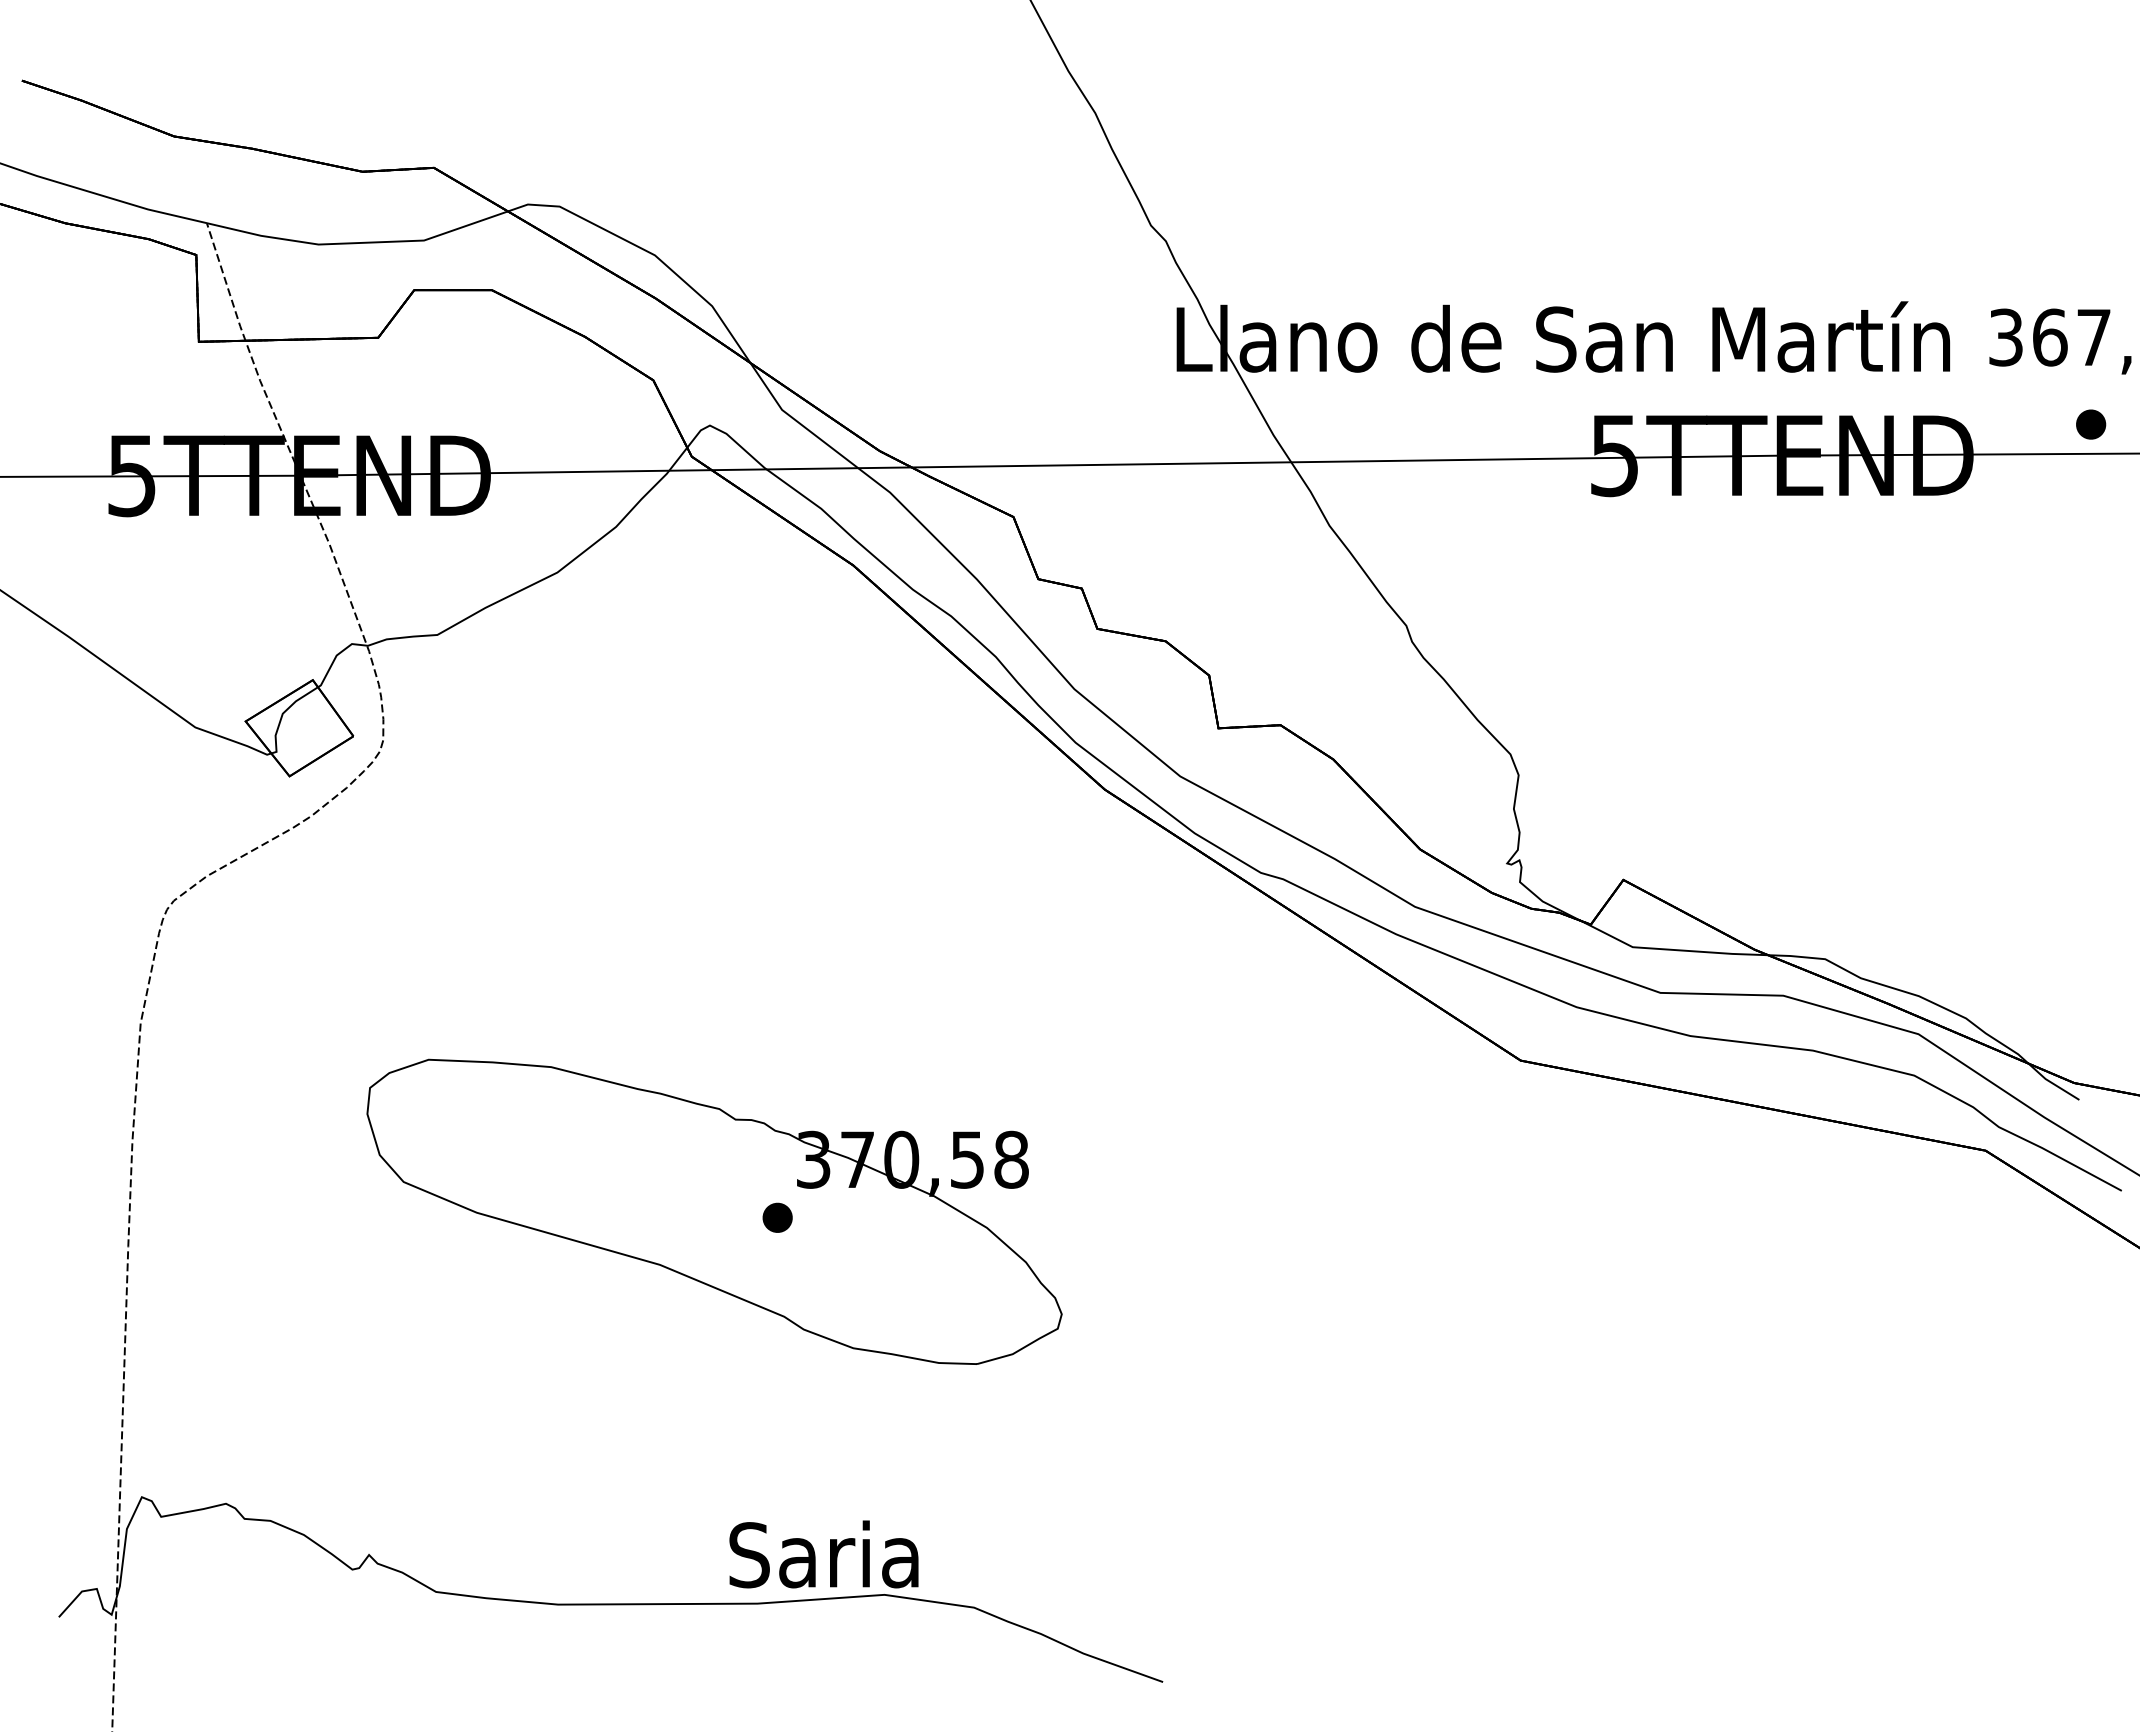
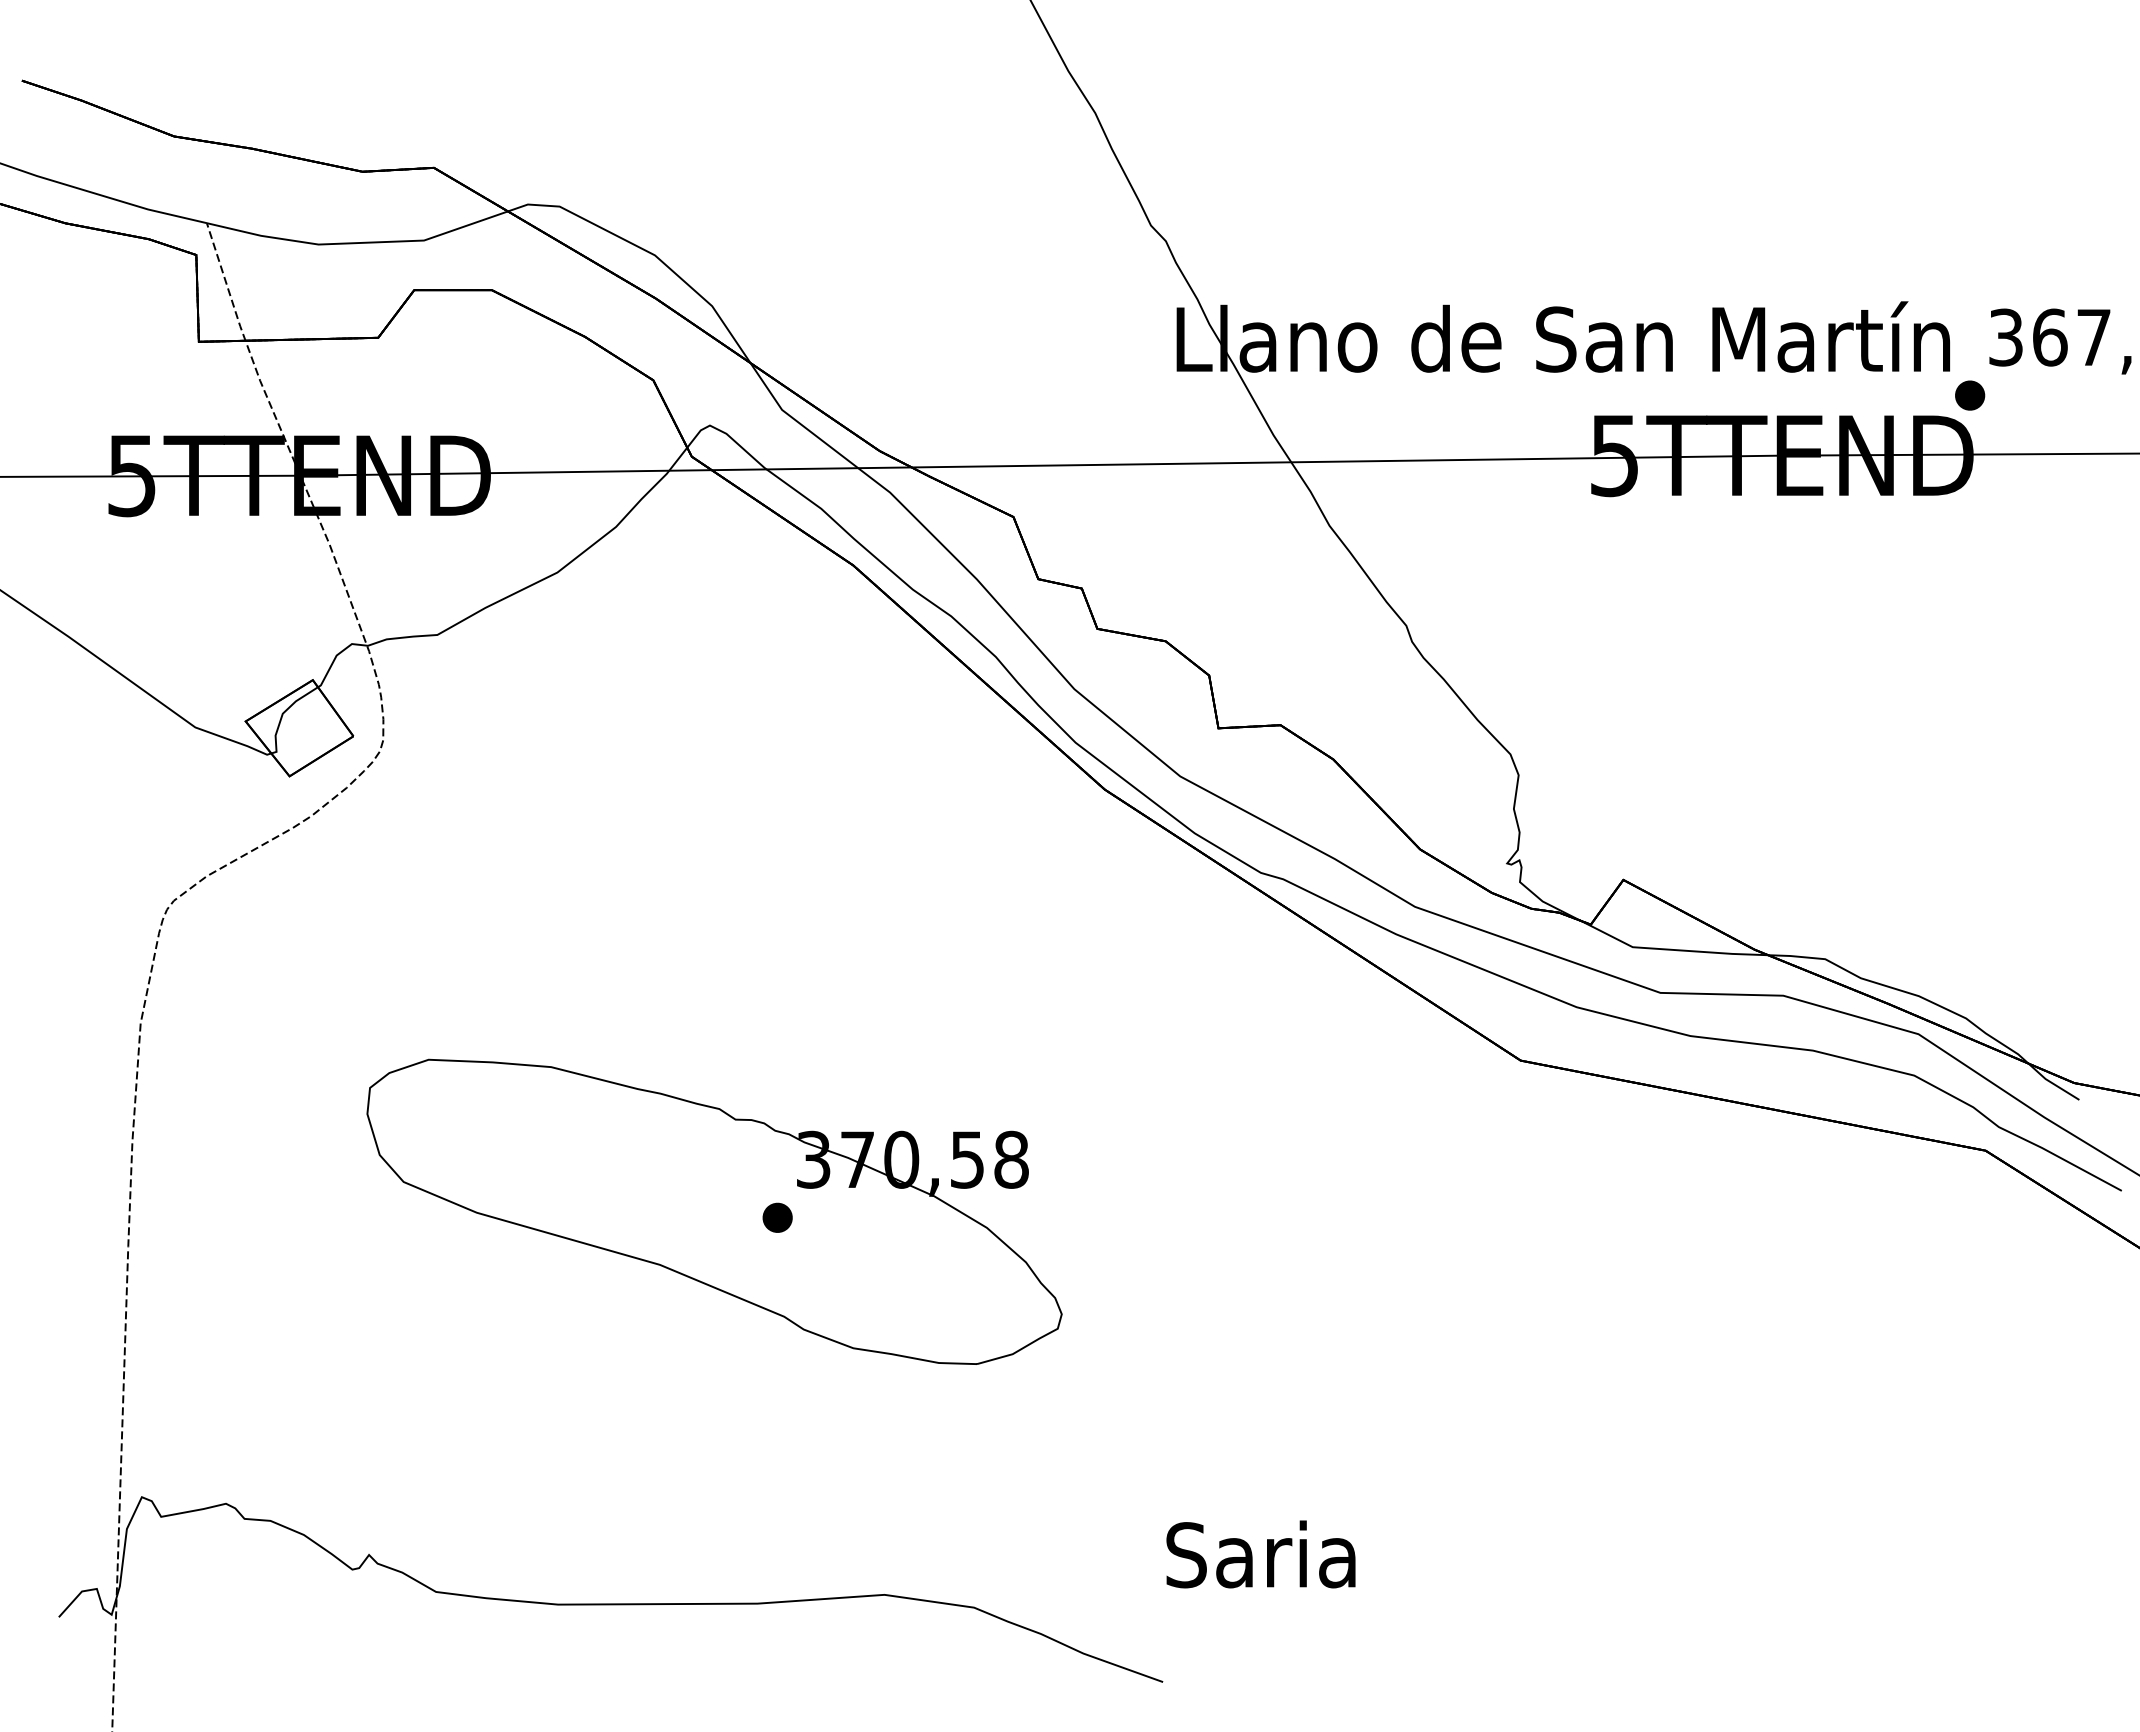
part position: (2091, 424) -> (1970, 395) (1970, 395)
text position: (823, 1554) -> (1260, 1554) (1260, 1554)
